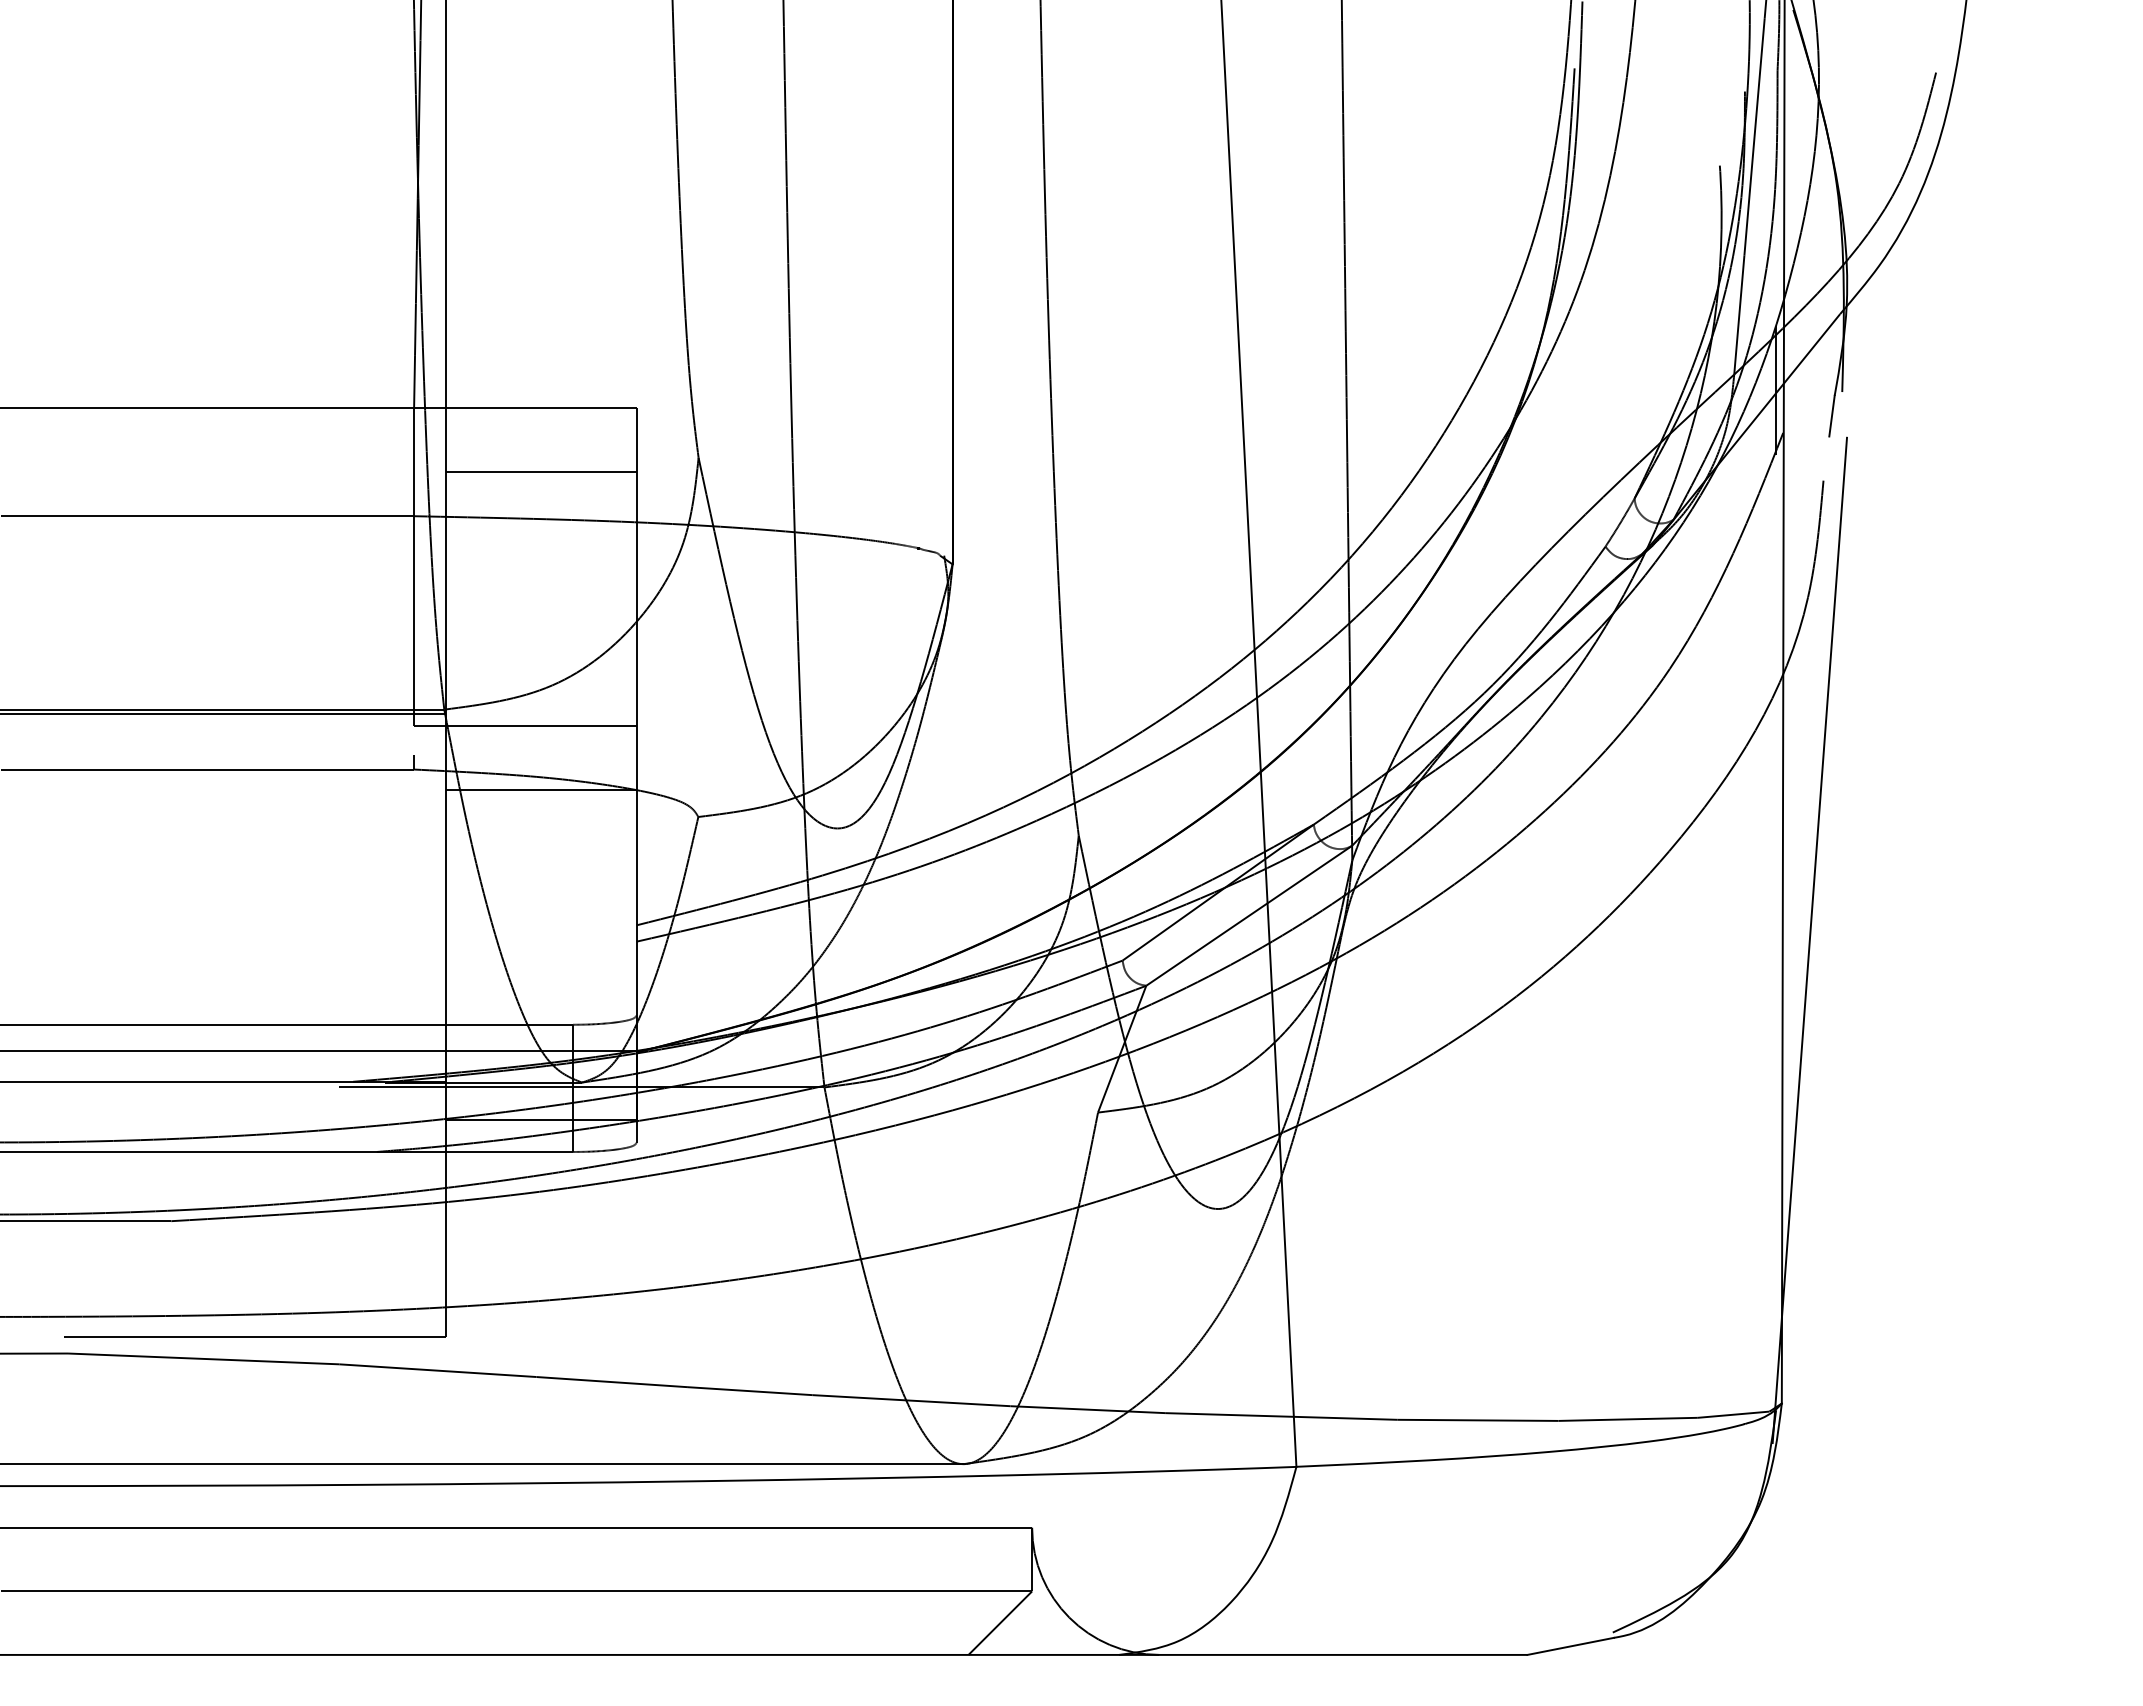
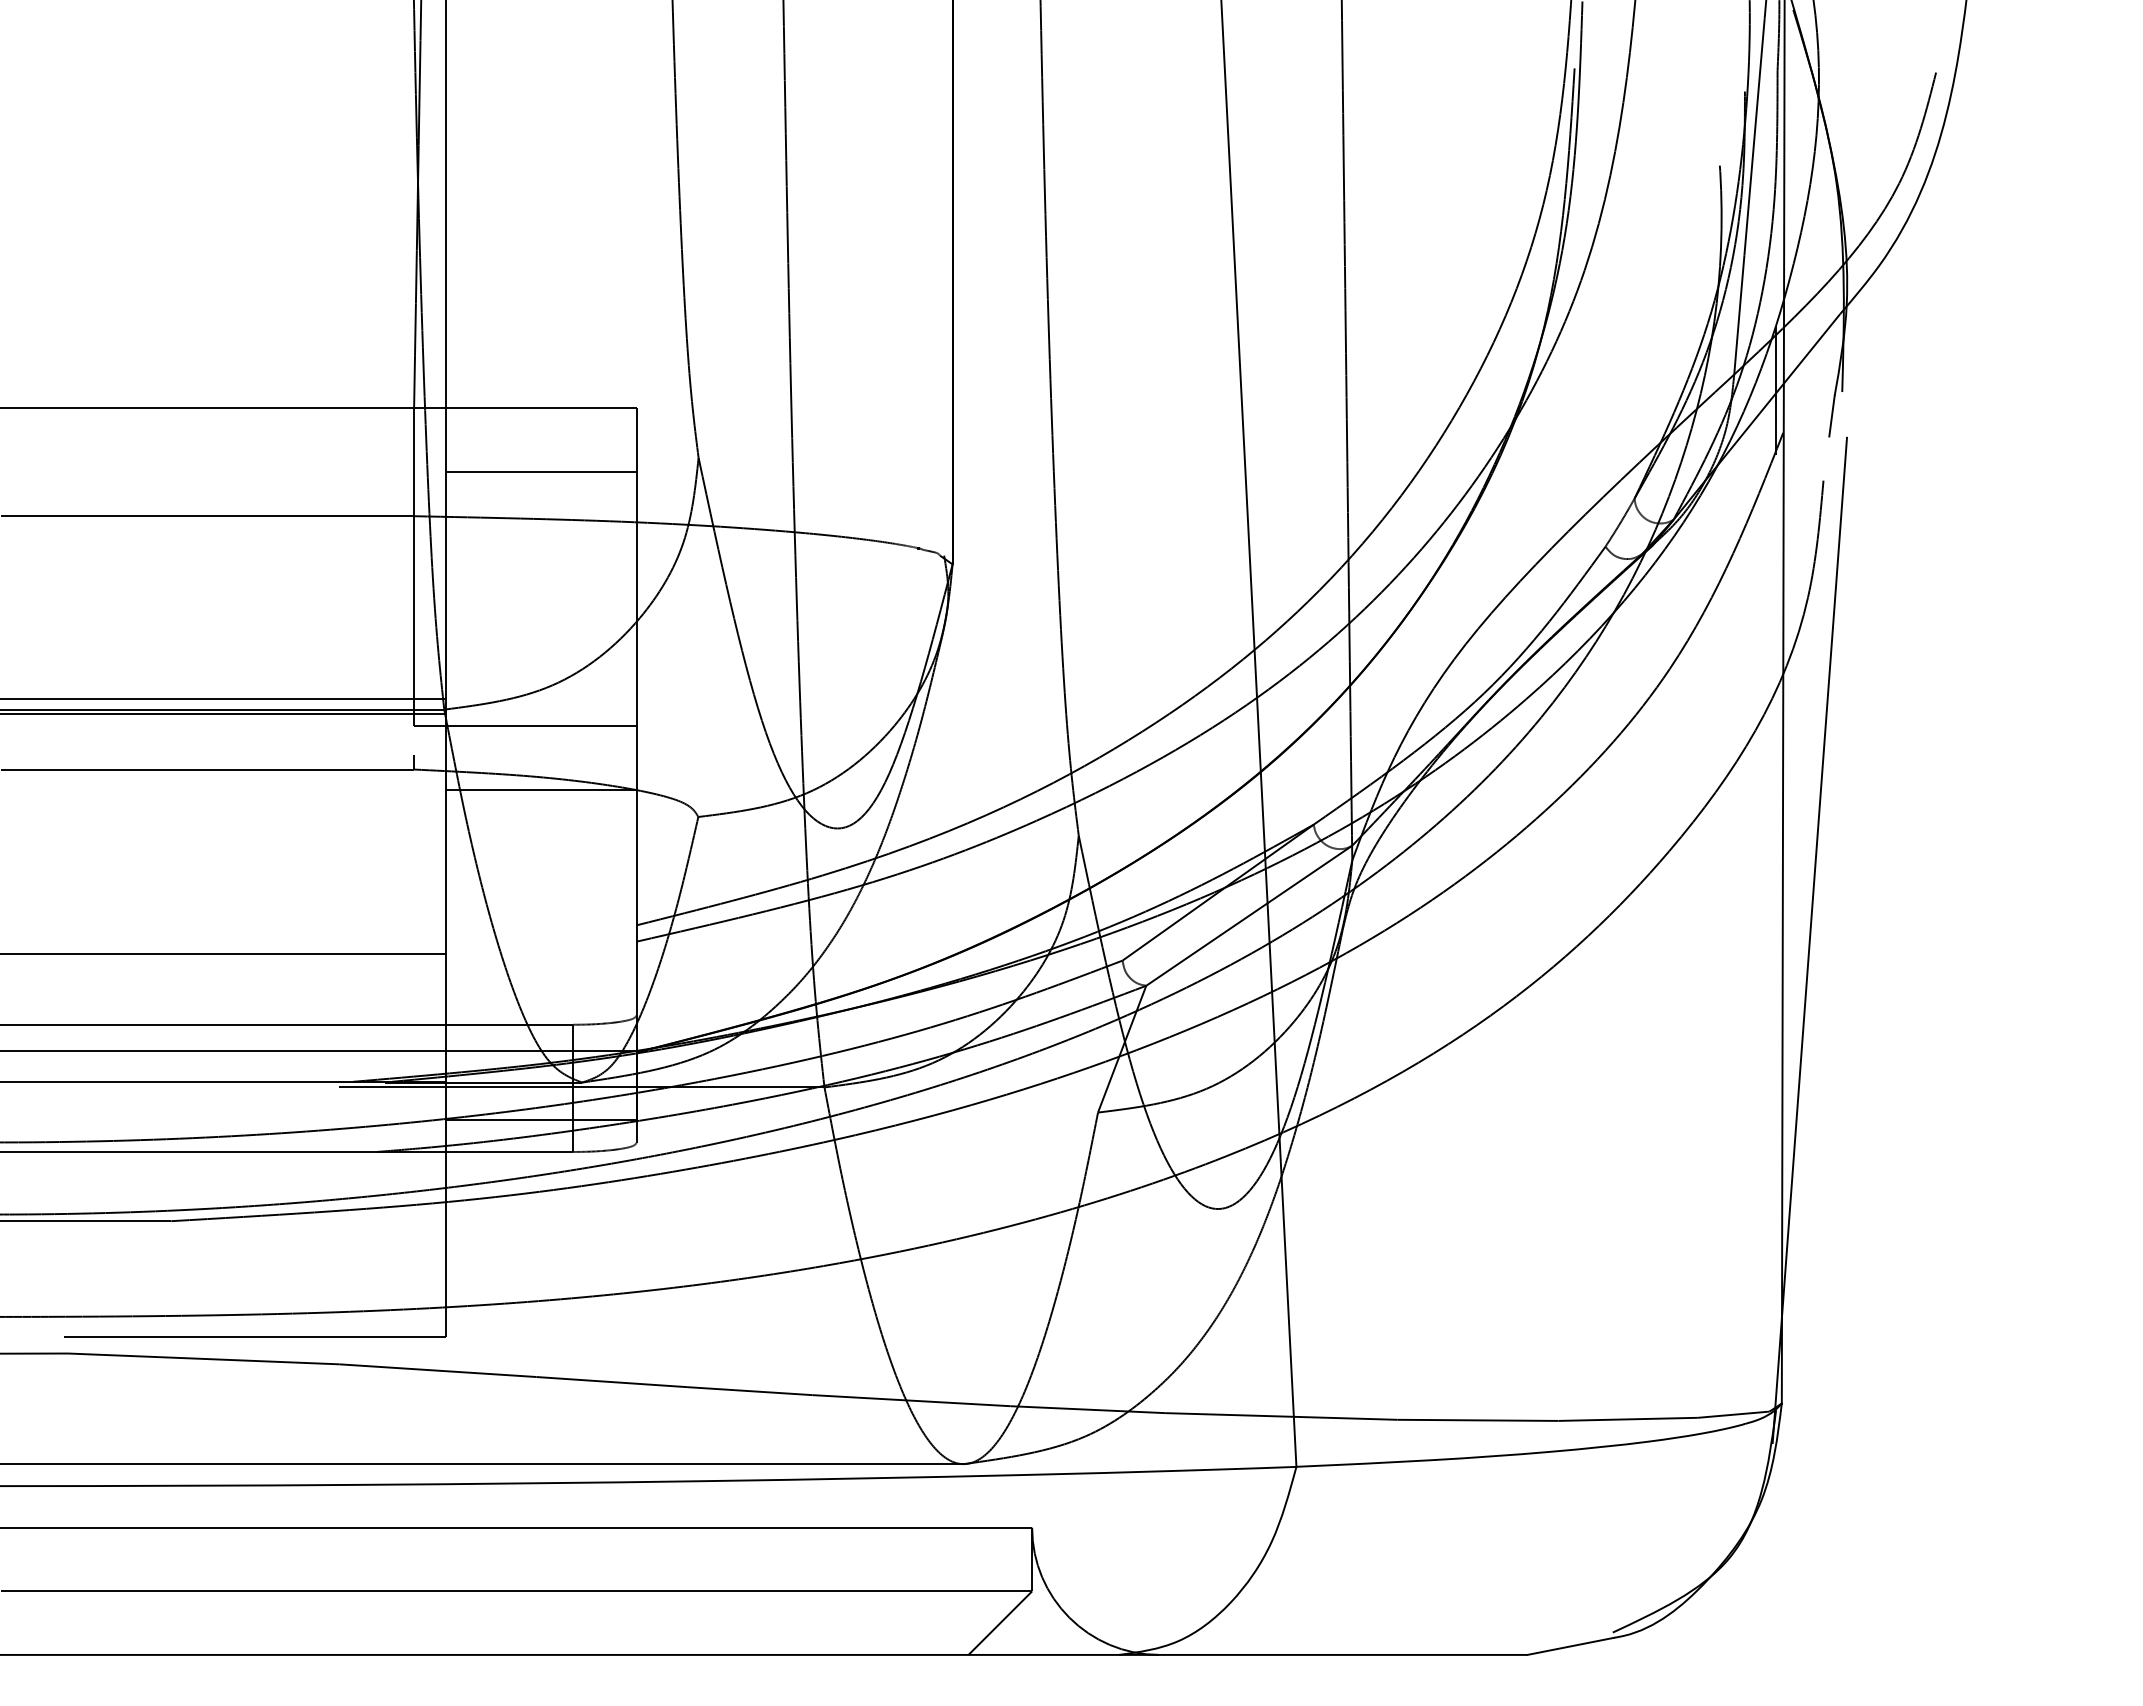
line: none -> present (223, 699)
line: none -> present (223, 953)
